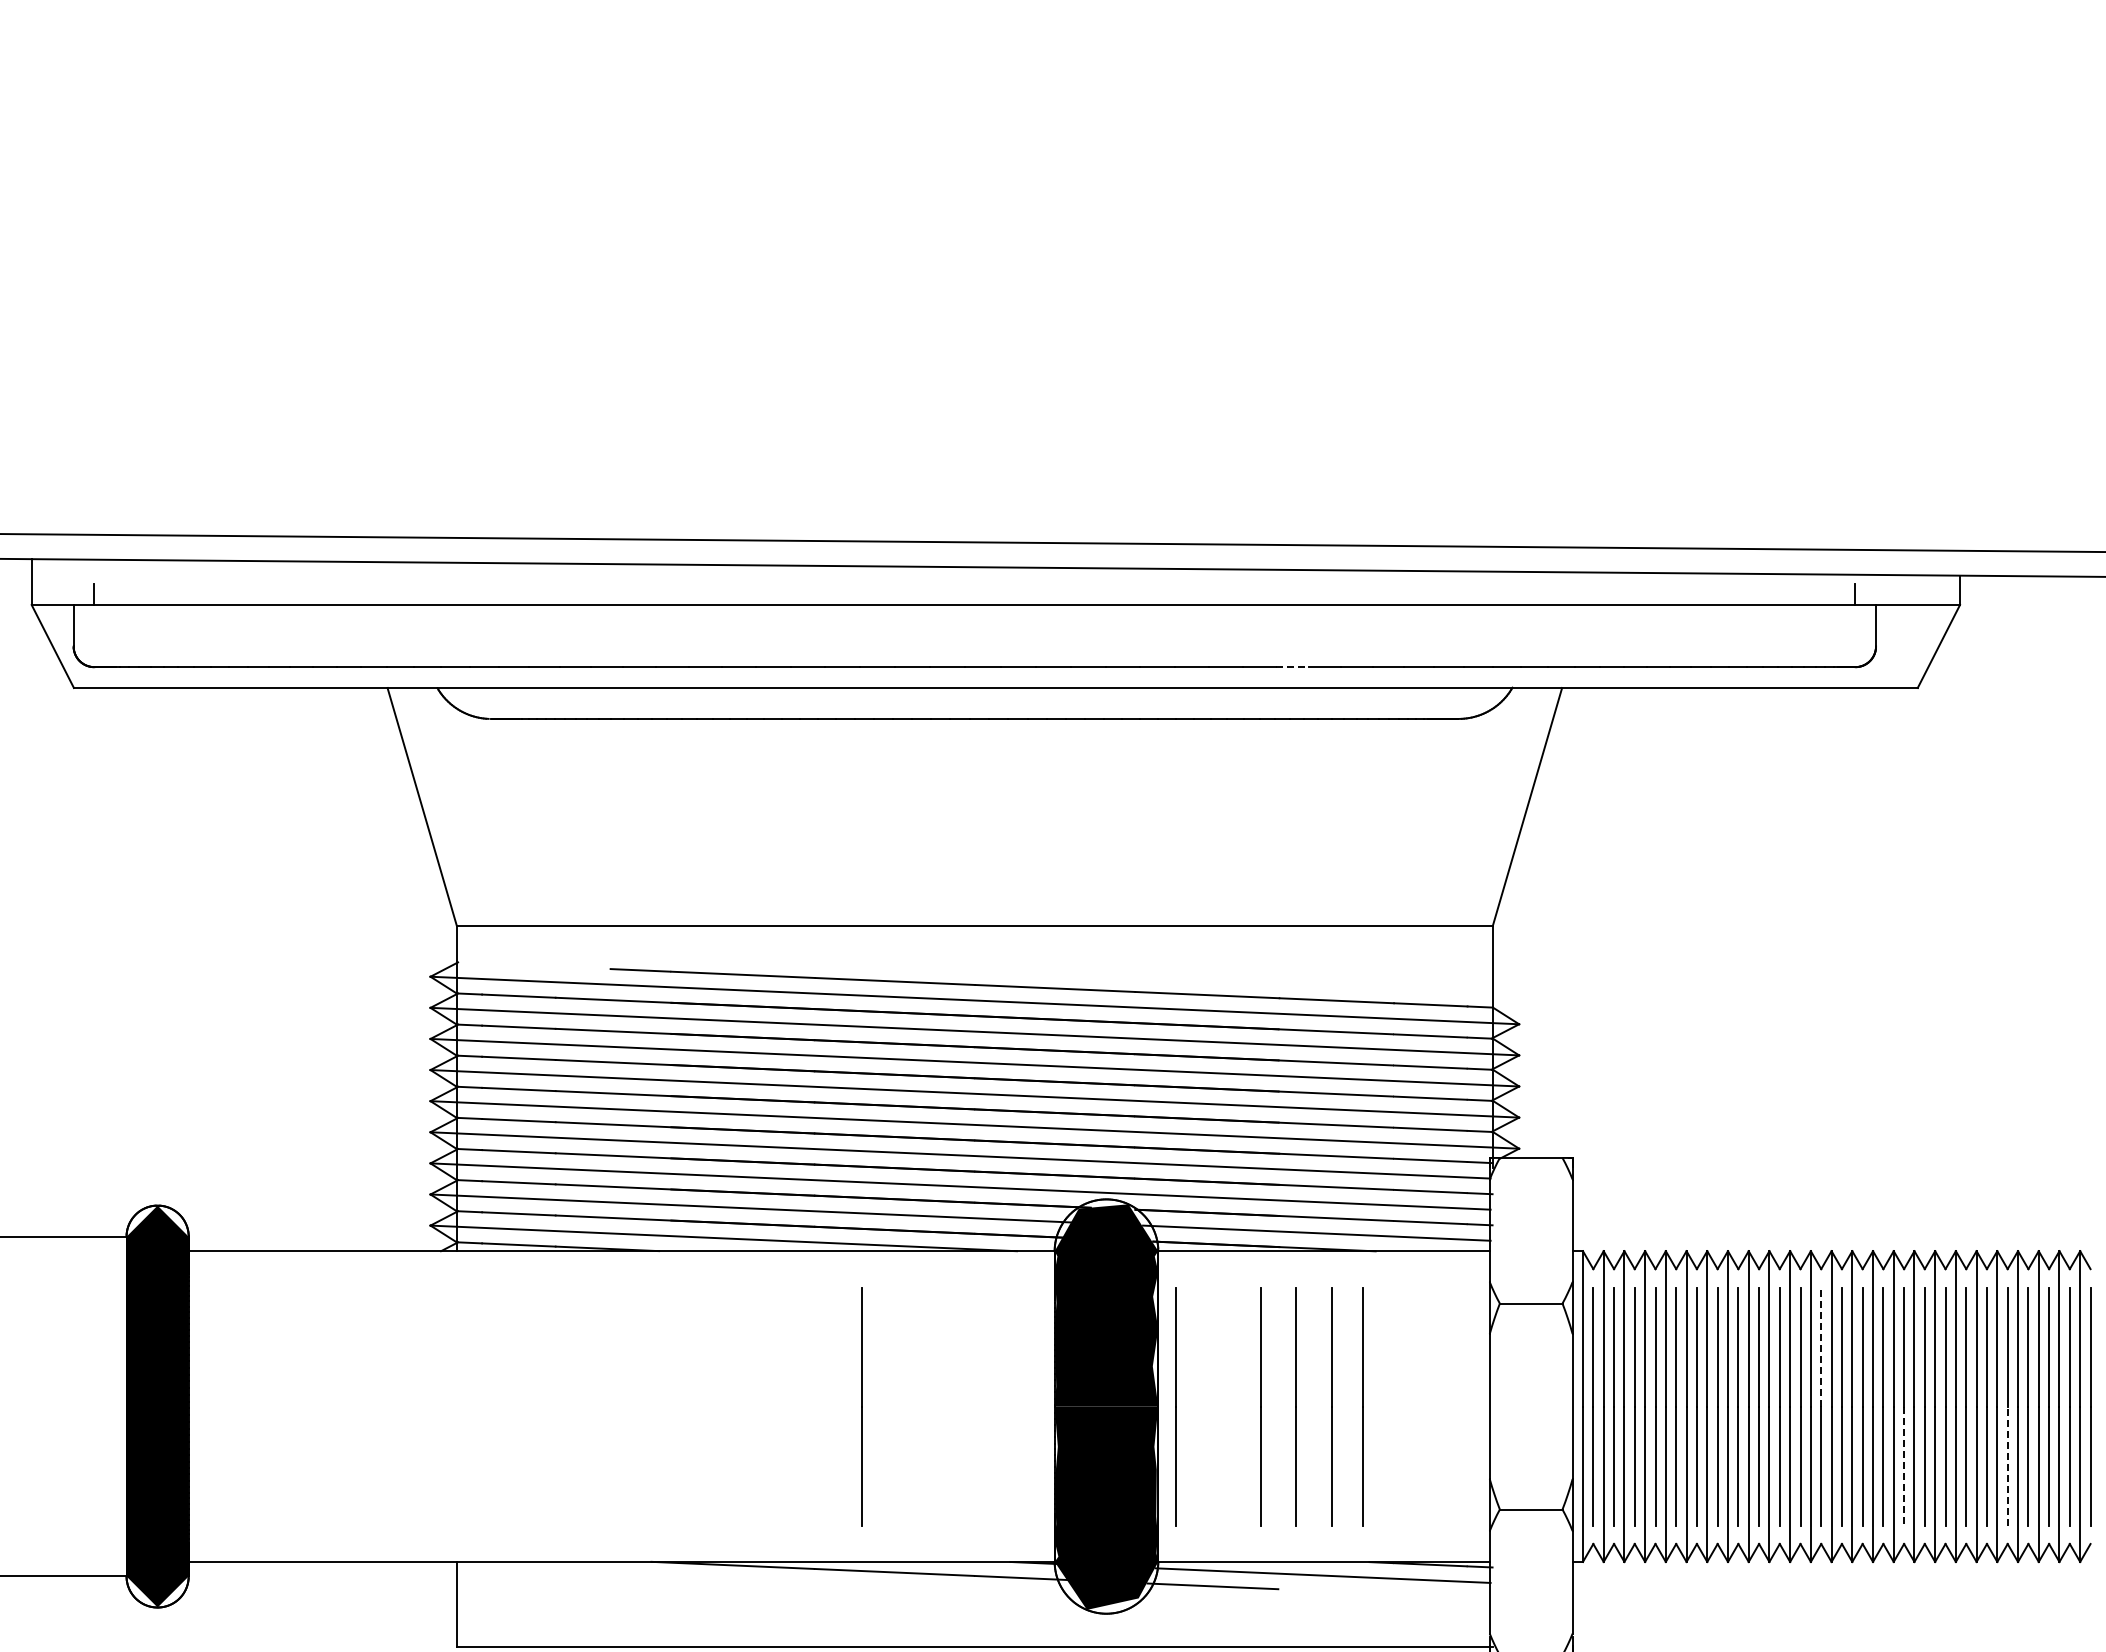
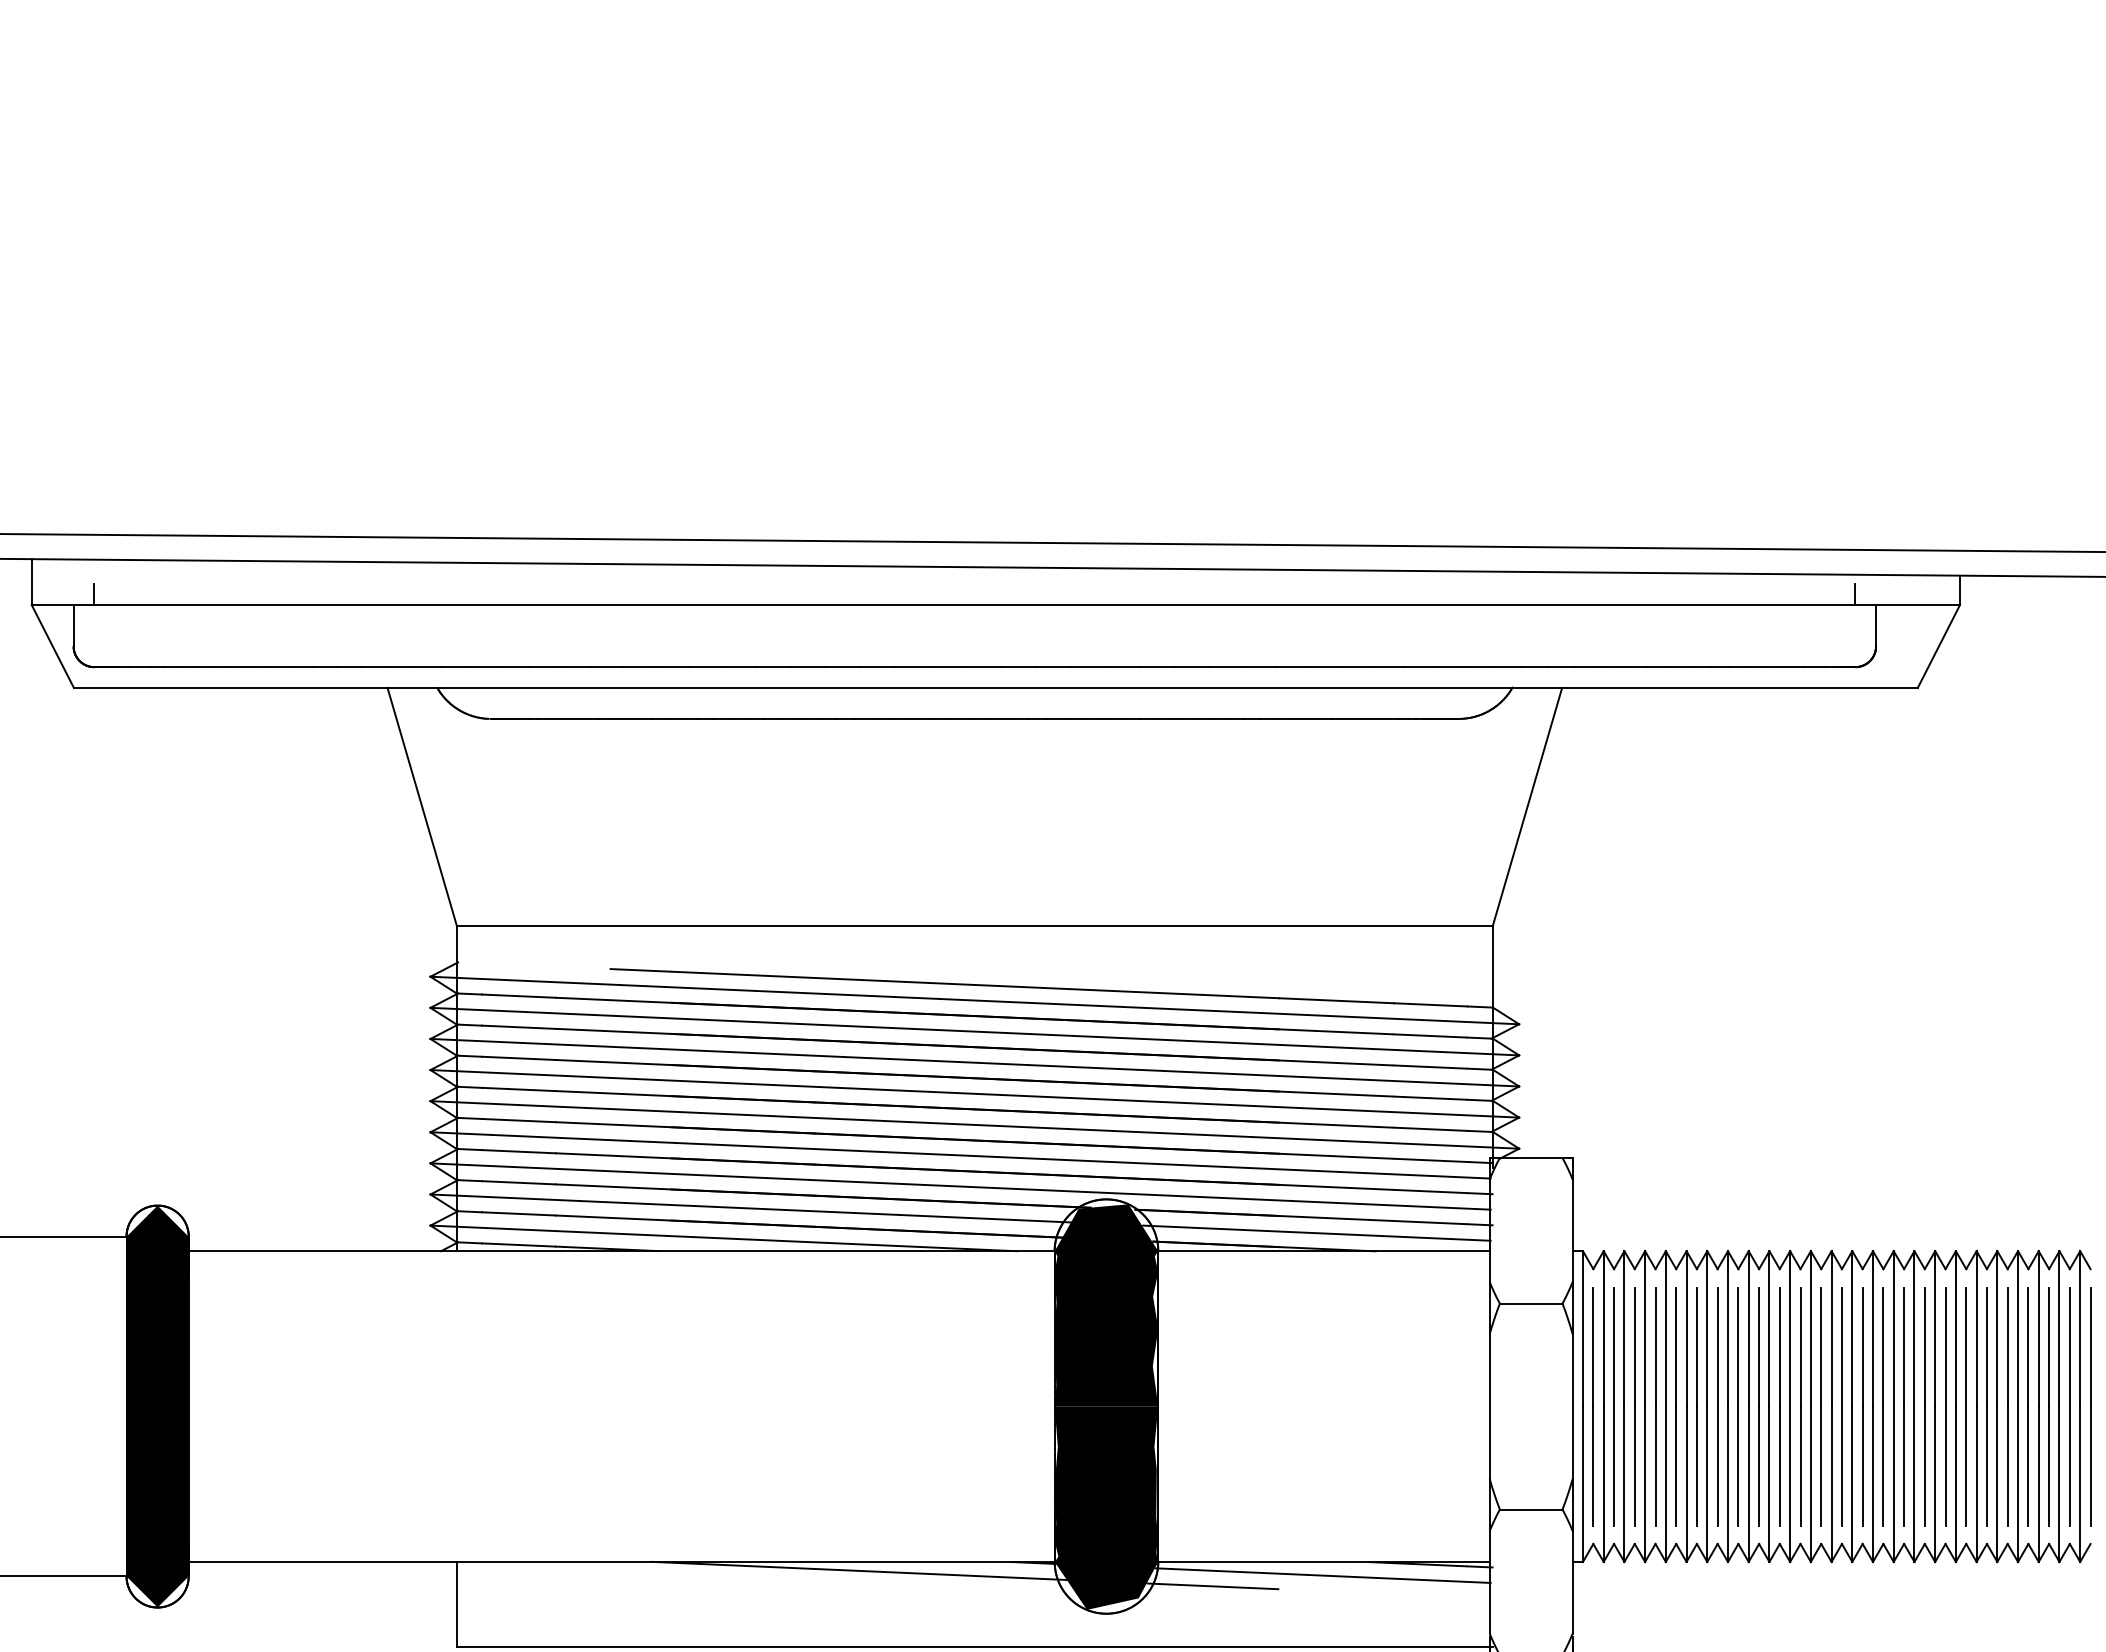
line: dashed -> solid (1293, 667)
line: dashed -> solid (1821, 1347)
line: present -> none (861, 1406)
line: present -> none (1175, 1406)
line: present -> none (1260, 1406)
line: present -> none (1295, 1406)
line: present -> none (1331, 1406)
line: present -> none (1362, 1406)
line: dashed -> solid (1904, 1466)
line: dashed -> solid (2007, 1466)
